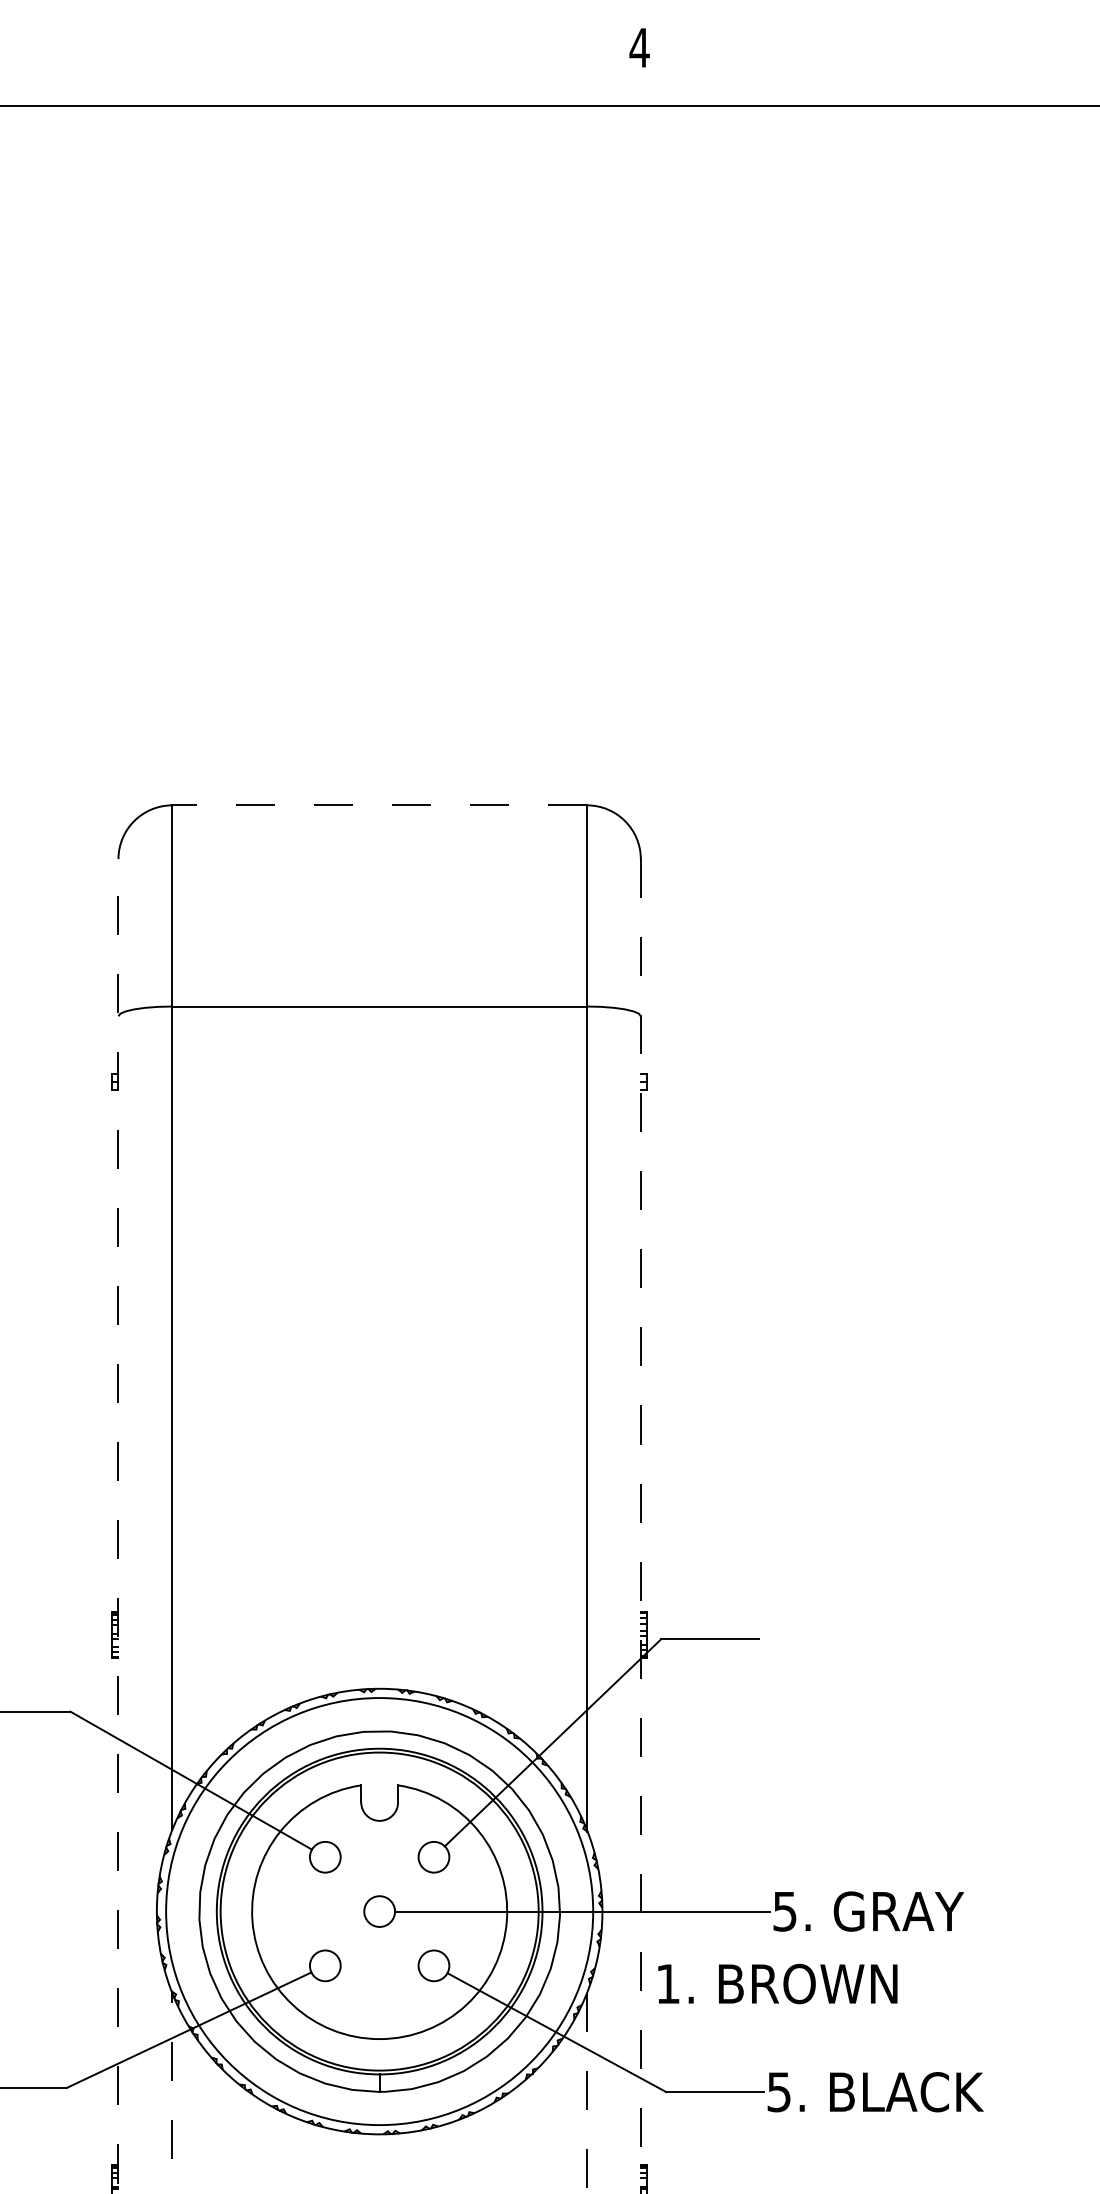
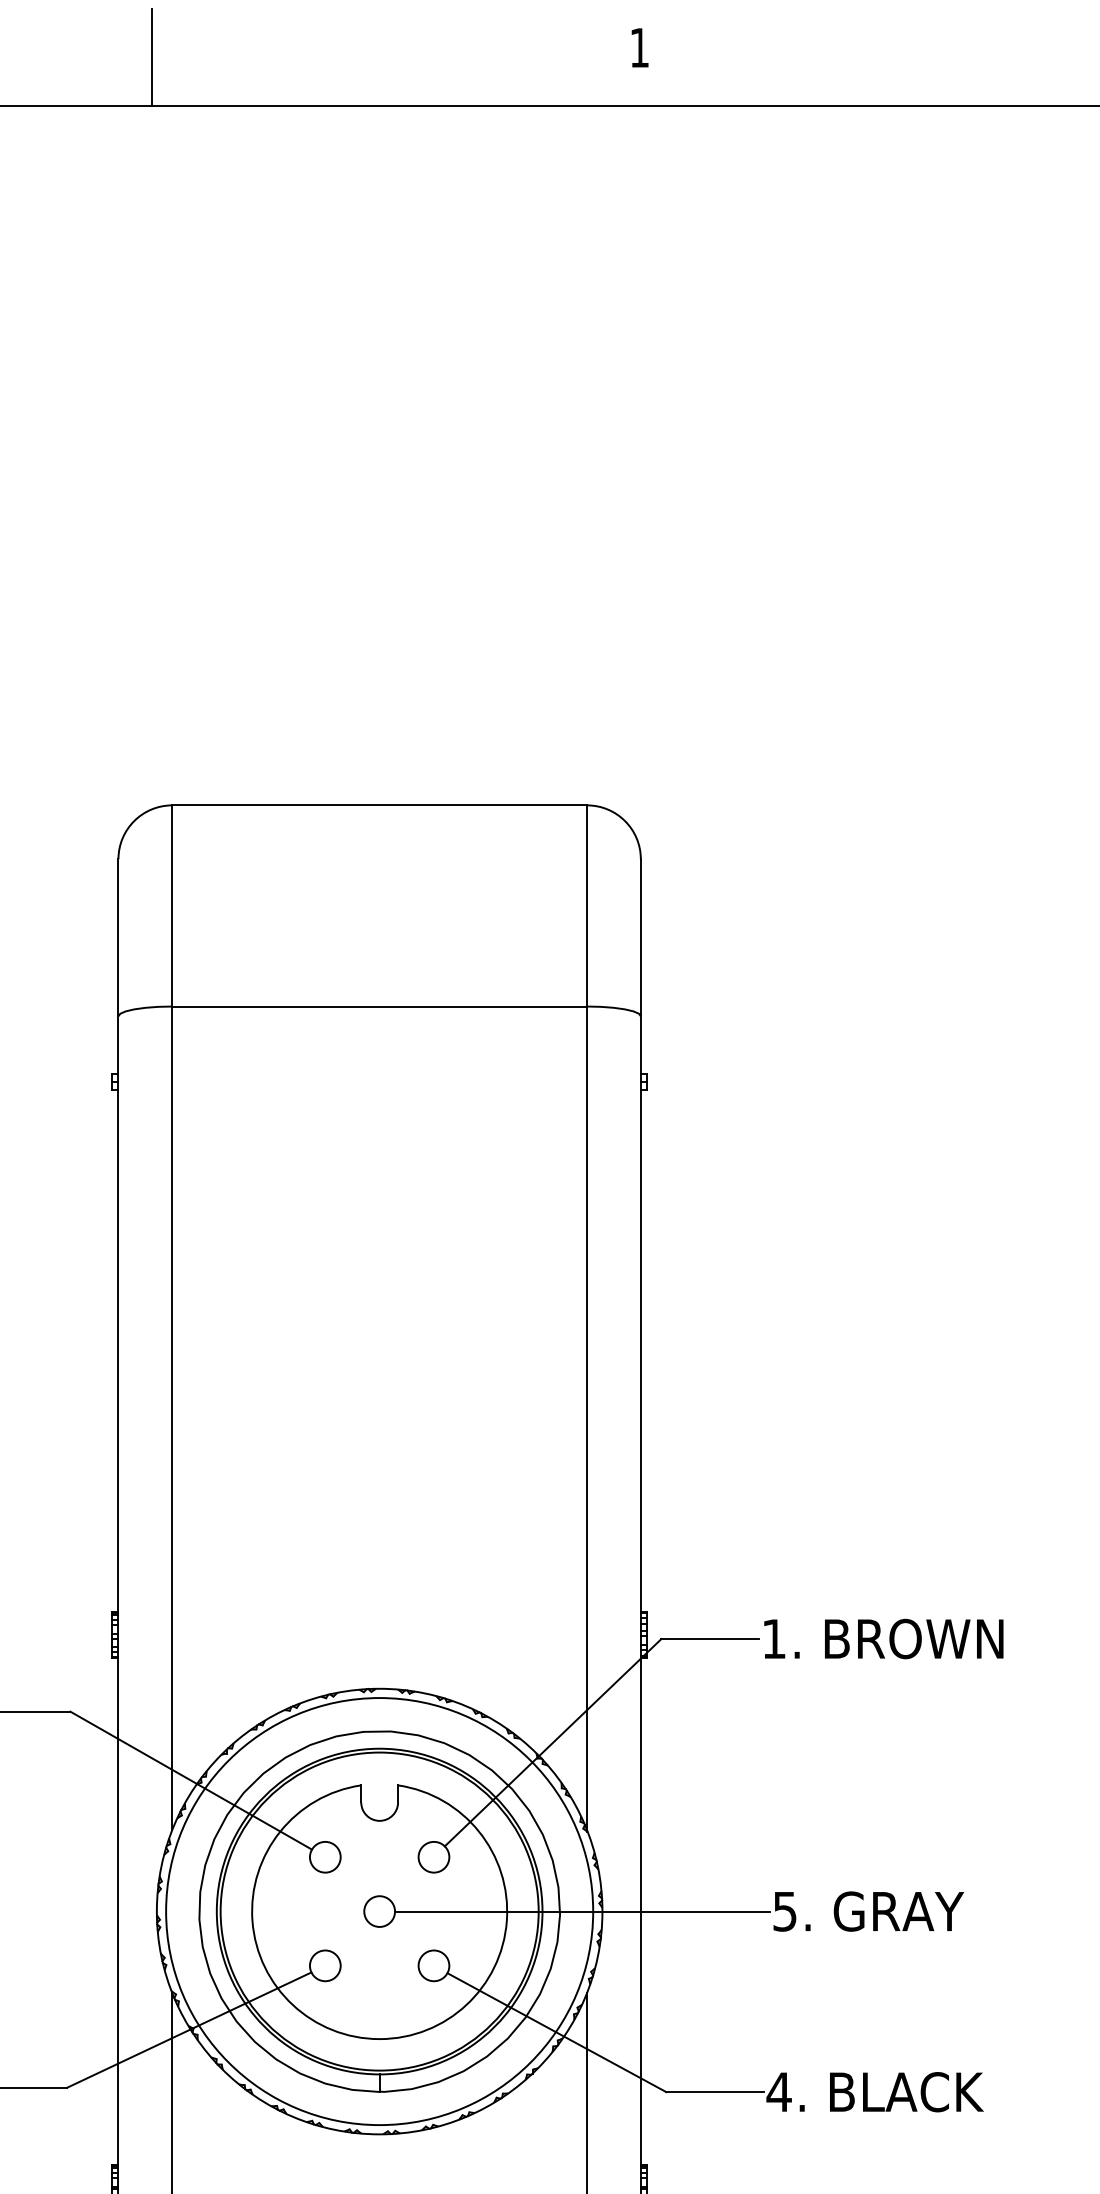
text: 4 -> 1 (639, 47)
line: none -> present (151, 57)
line: dashed -> solid (379, 805)
line: dashed -> solid (118, 1526)
line: dashed -> solid (640, 1526)
text position: (777, 1983) -> (883, 1638) (883, 1638)
line: dashed -> solid (172, 2092)
text: 5. -> 4. (778, 2092)
line: dashed -> solid (587, 2093)
